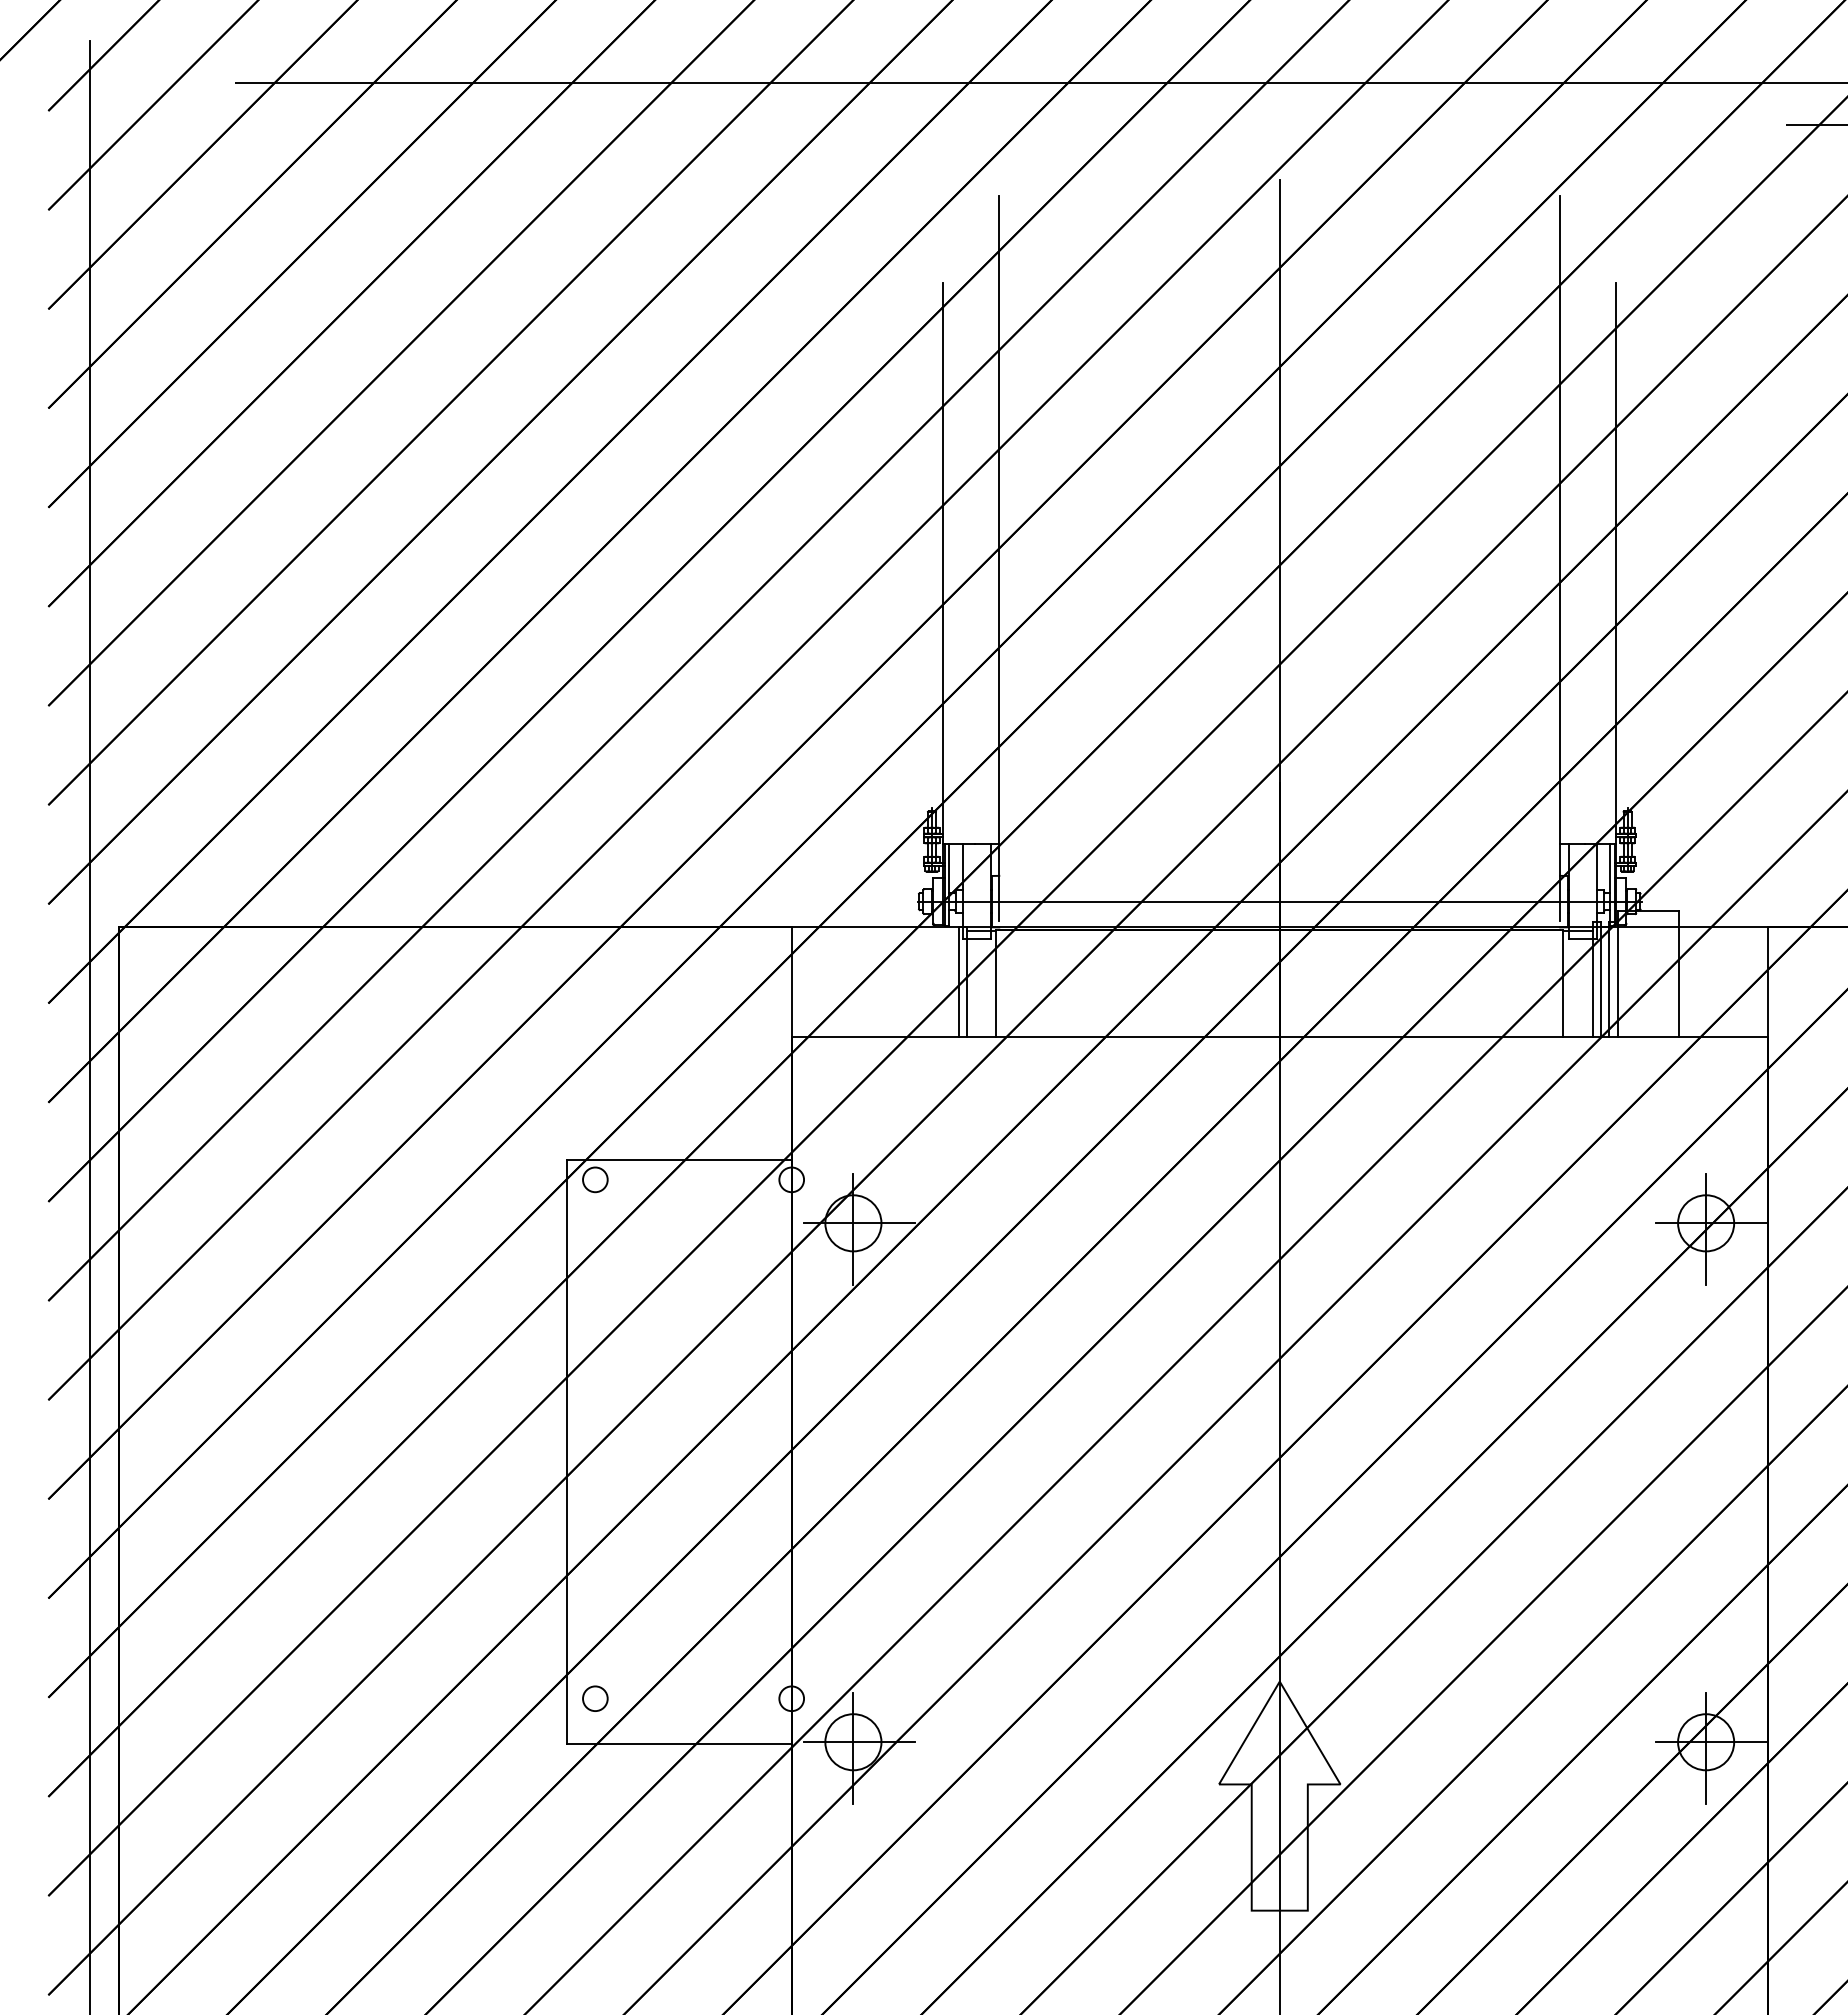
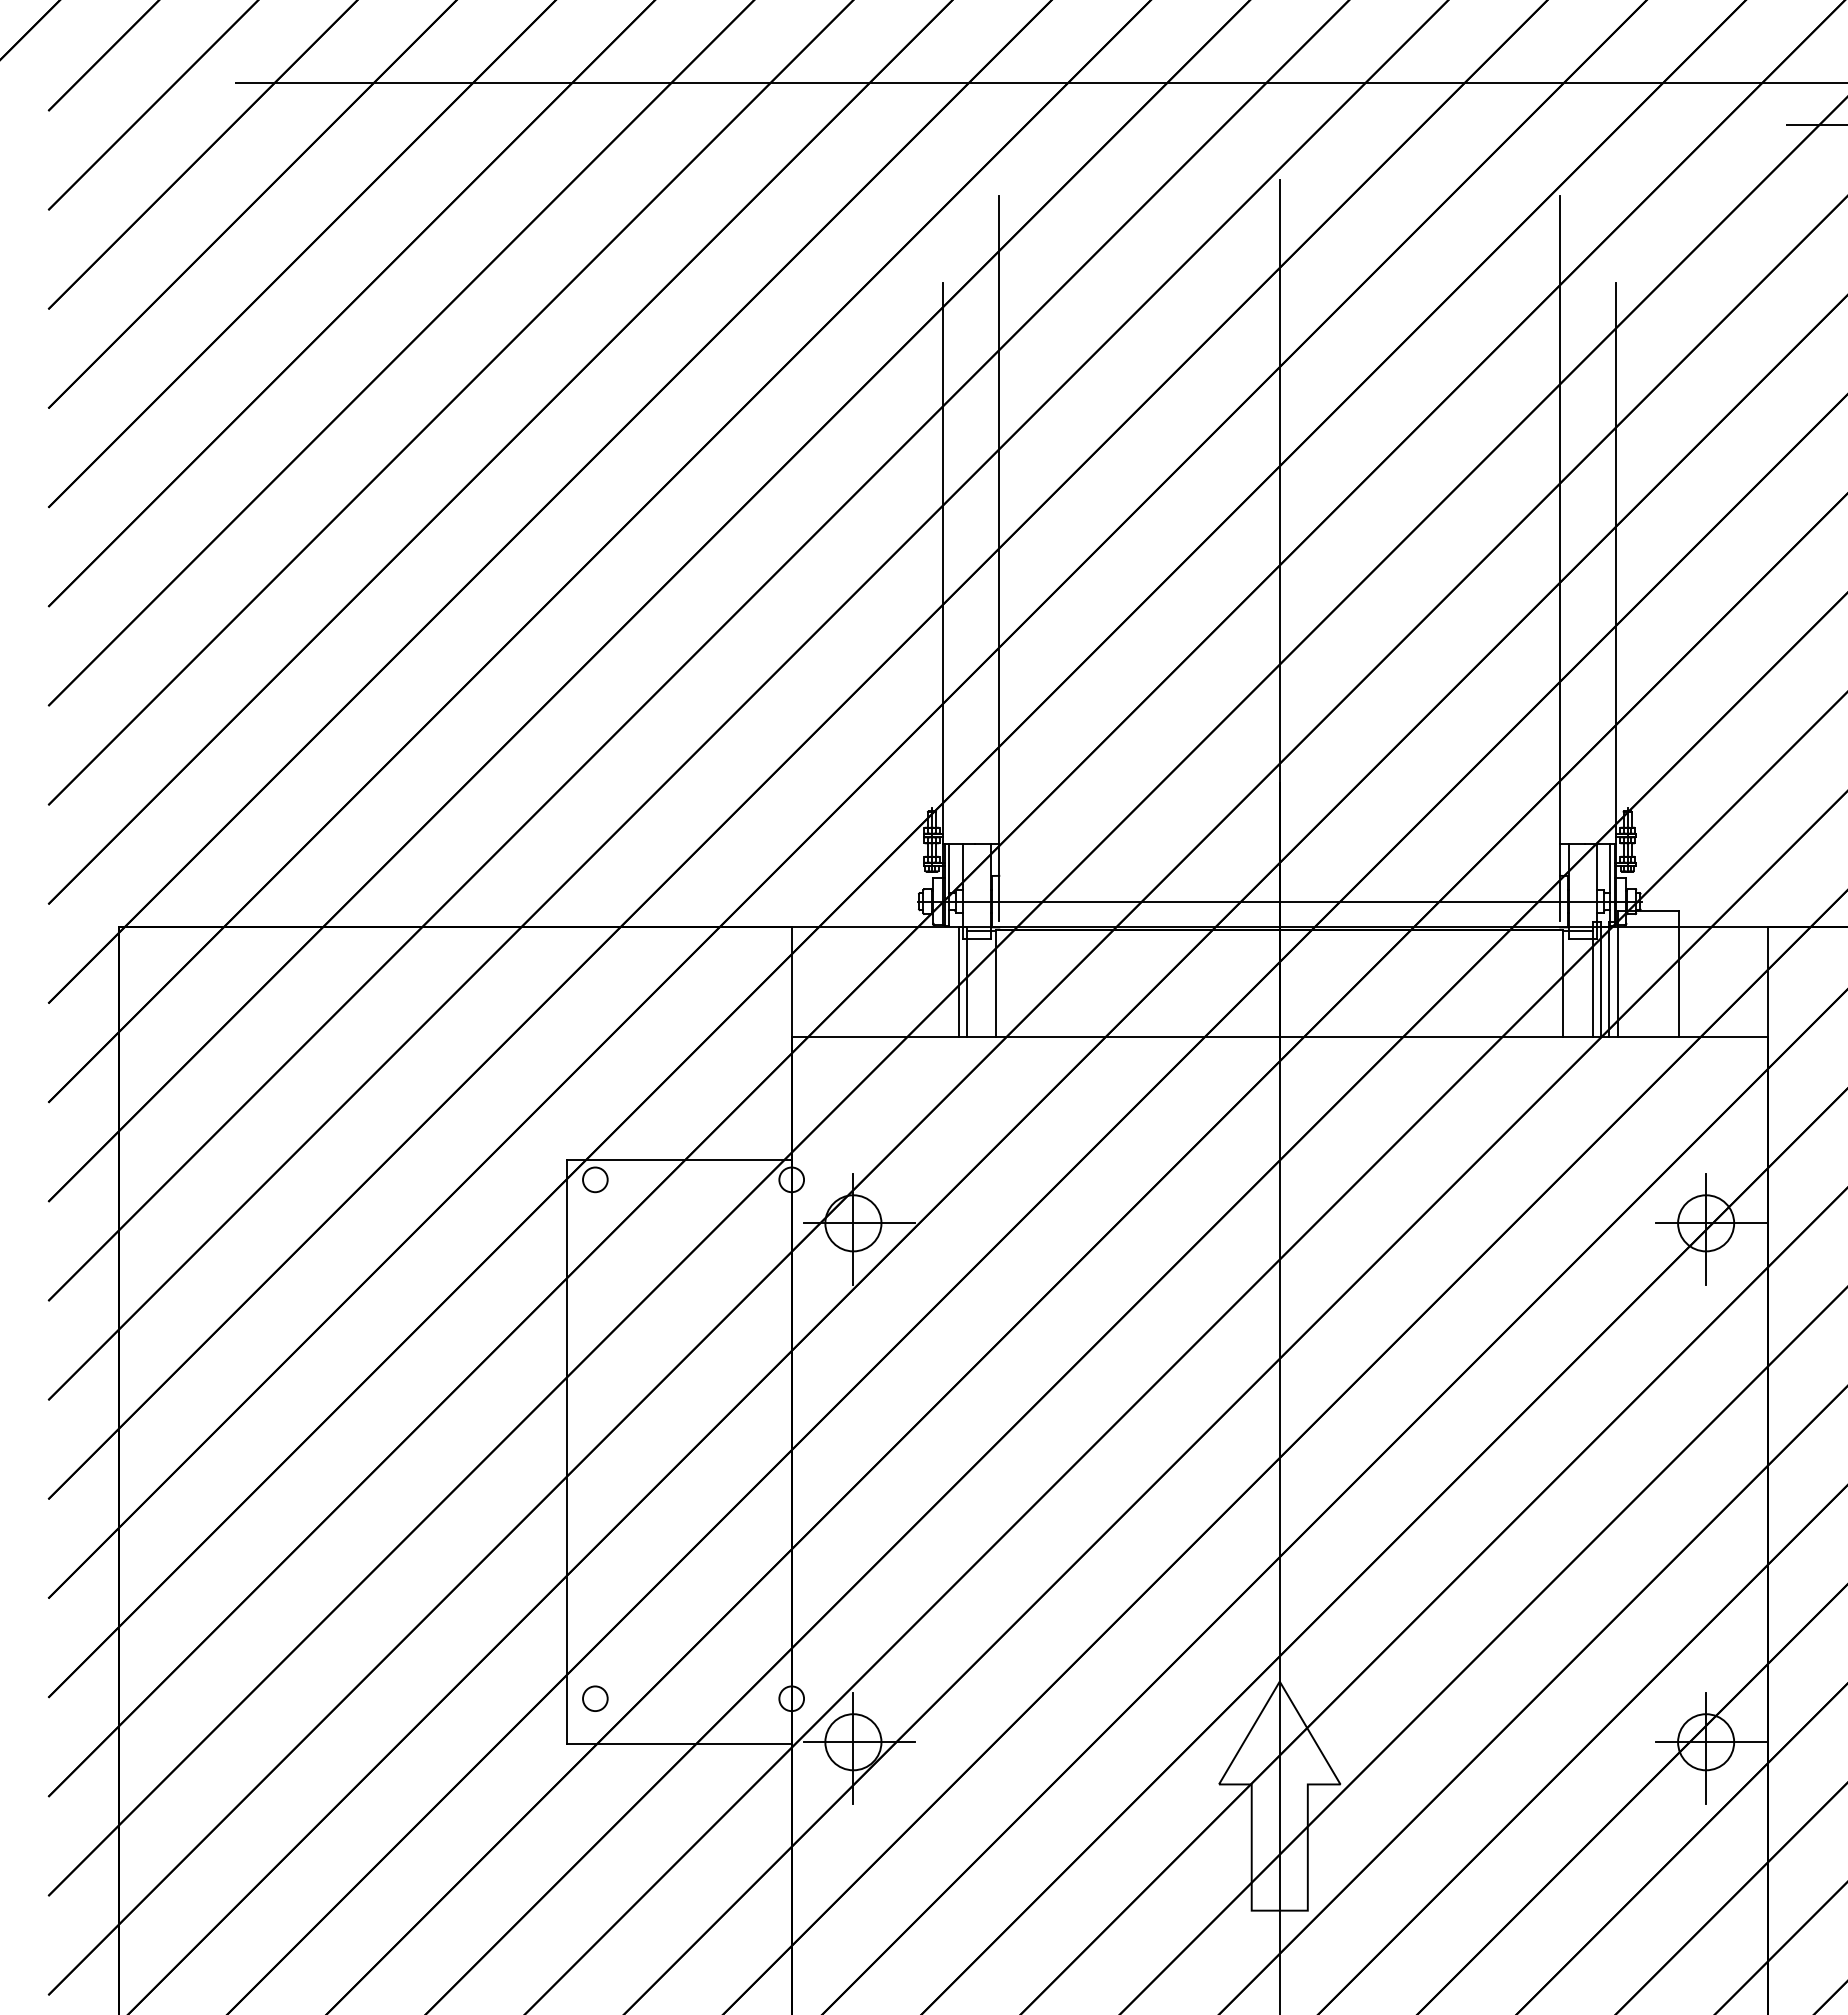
line: present -> none (90, 1025)
